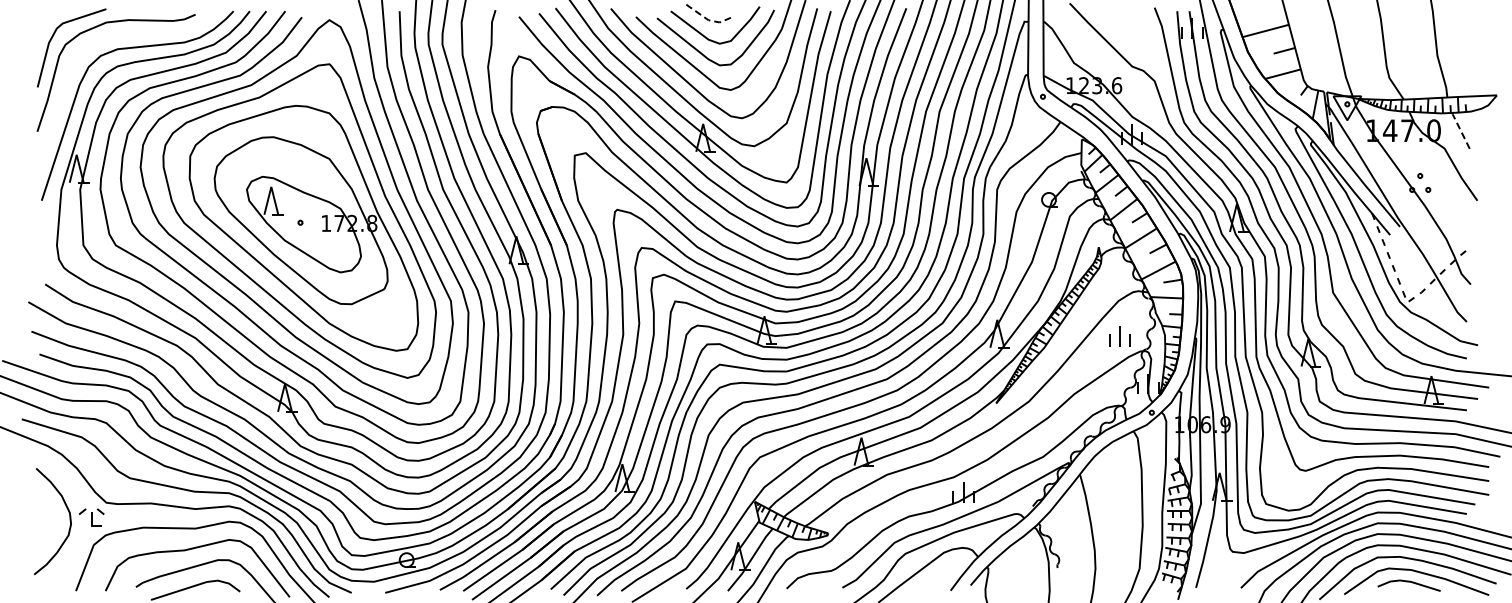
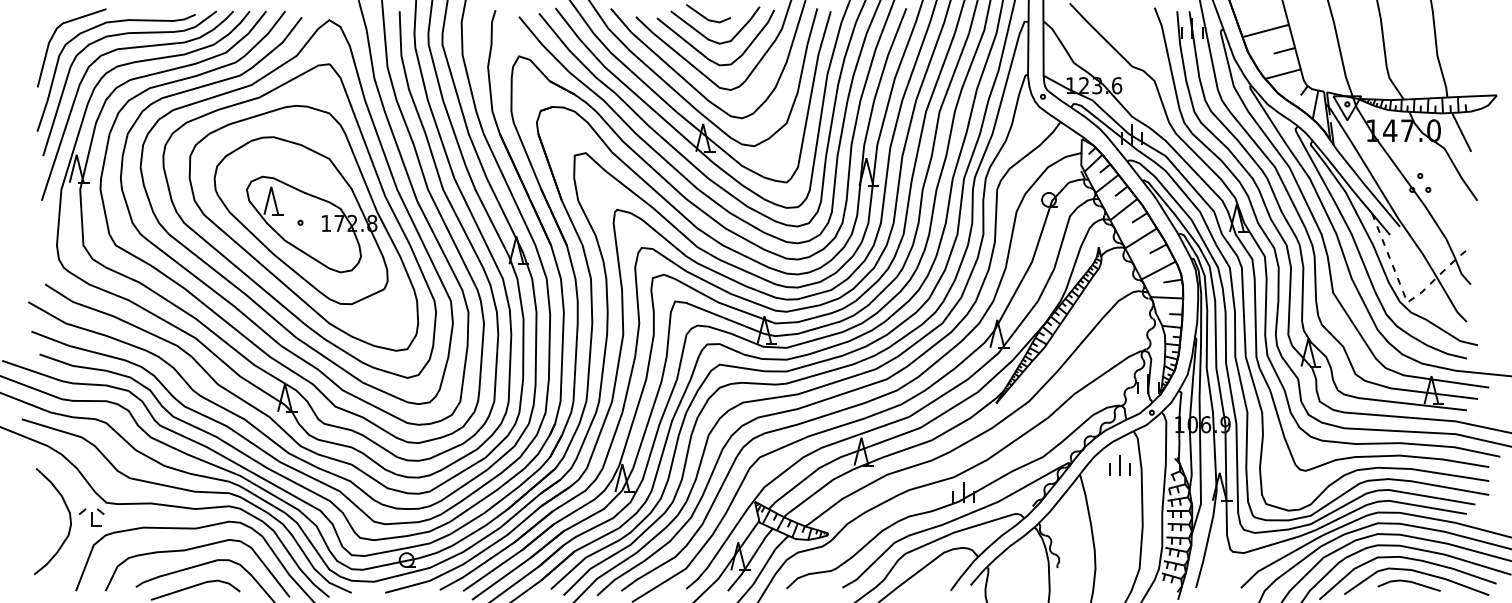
line: dashed -> solid (708, 20)
curve: none -> present (121, 35)
line: dashed -> solid (1461, 132)
part position: (1119, 336) -> (1119, 465) (1119, 465)
